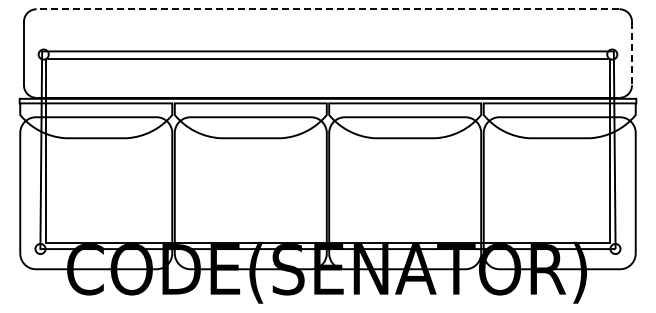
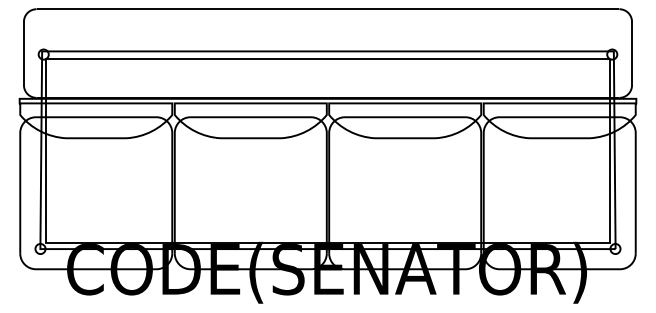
line: dashed -> solid (327, 9)
line: dashed -> solid (632, 53)
